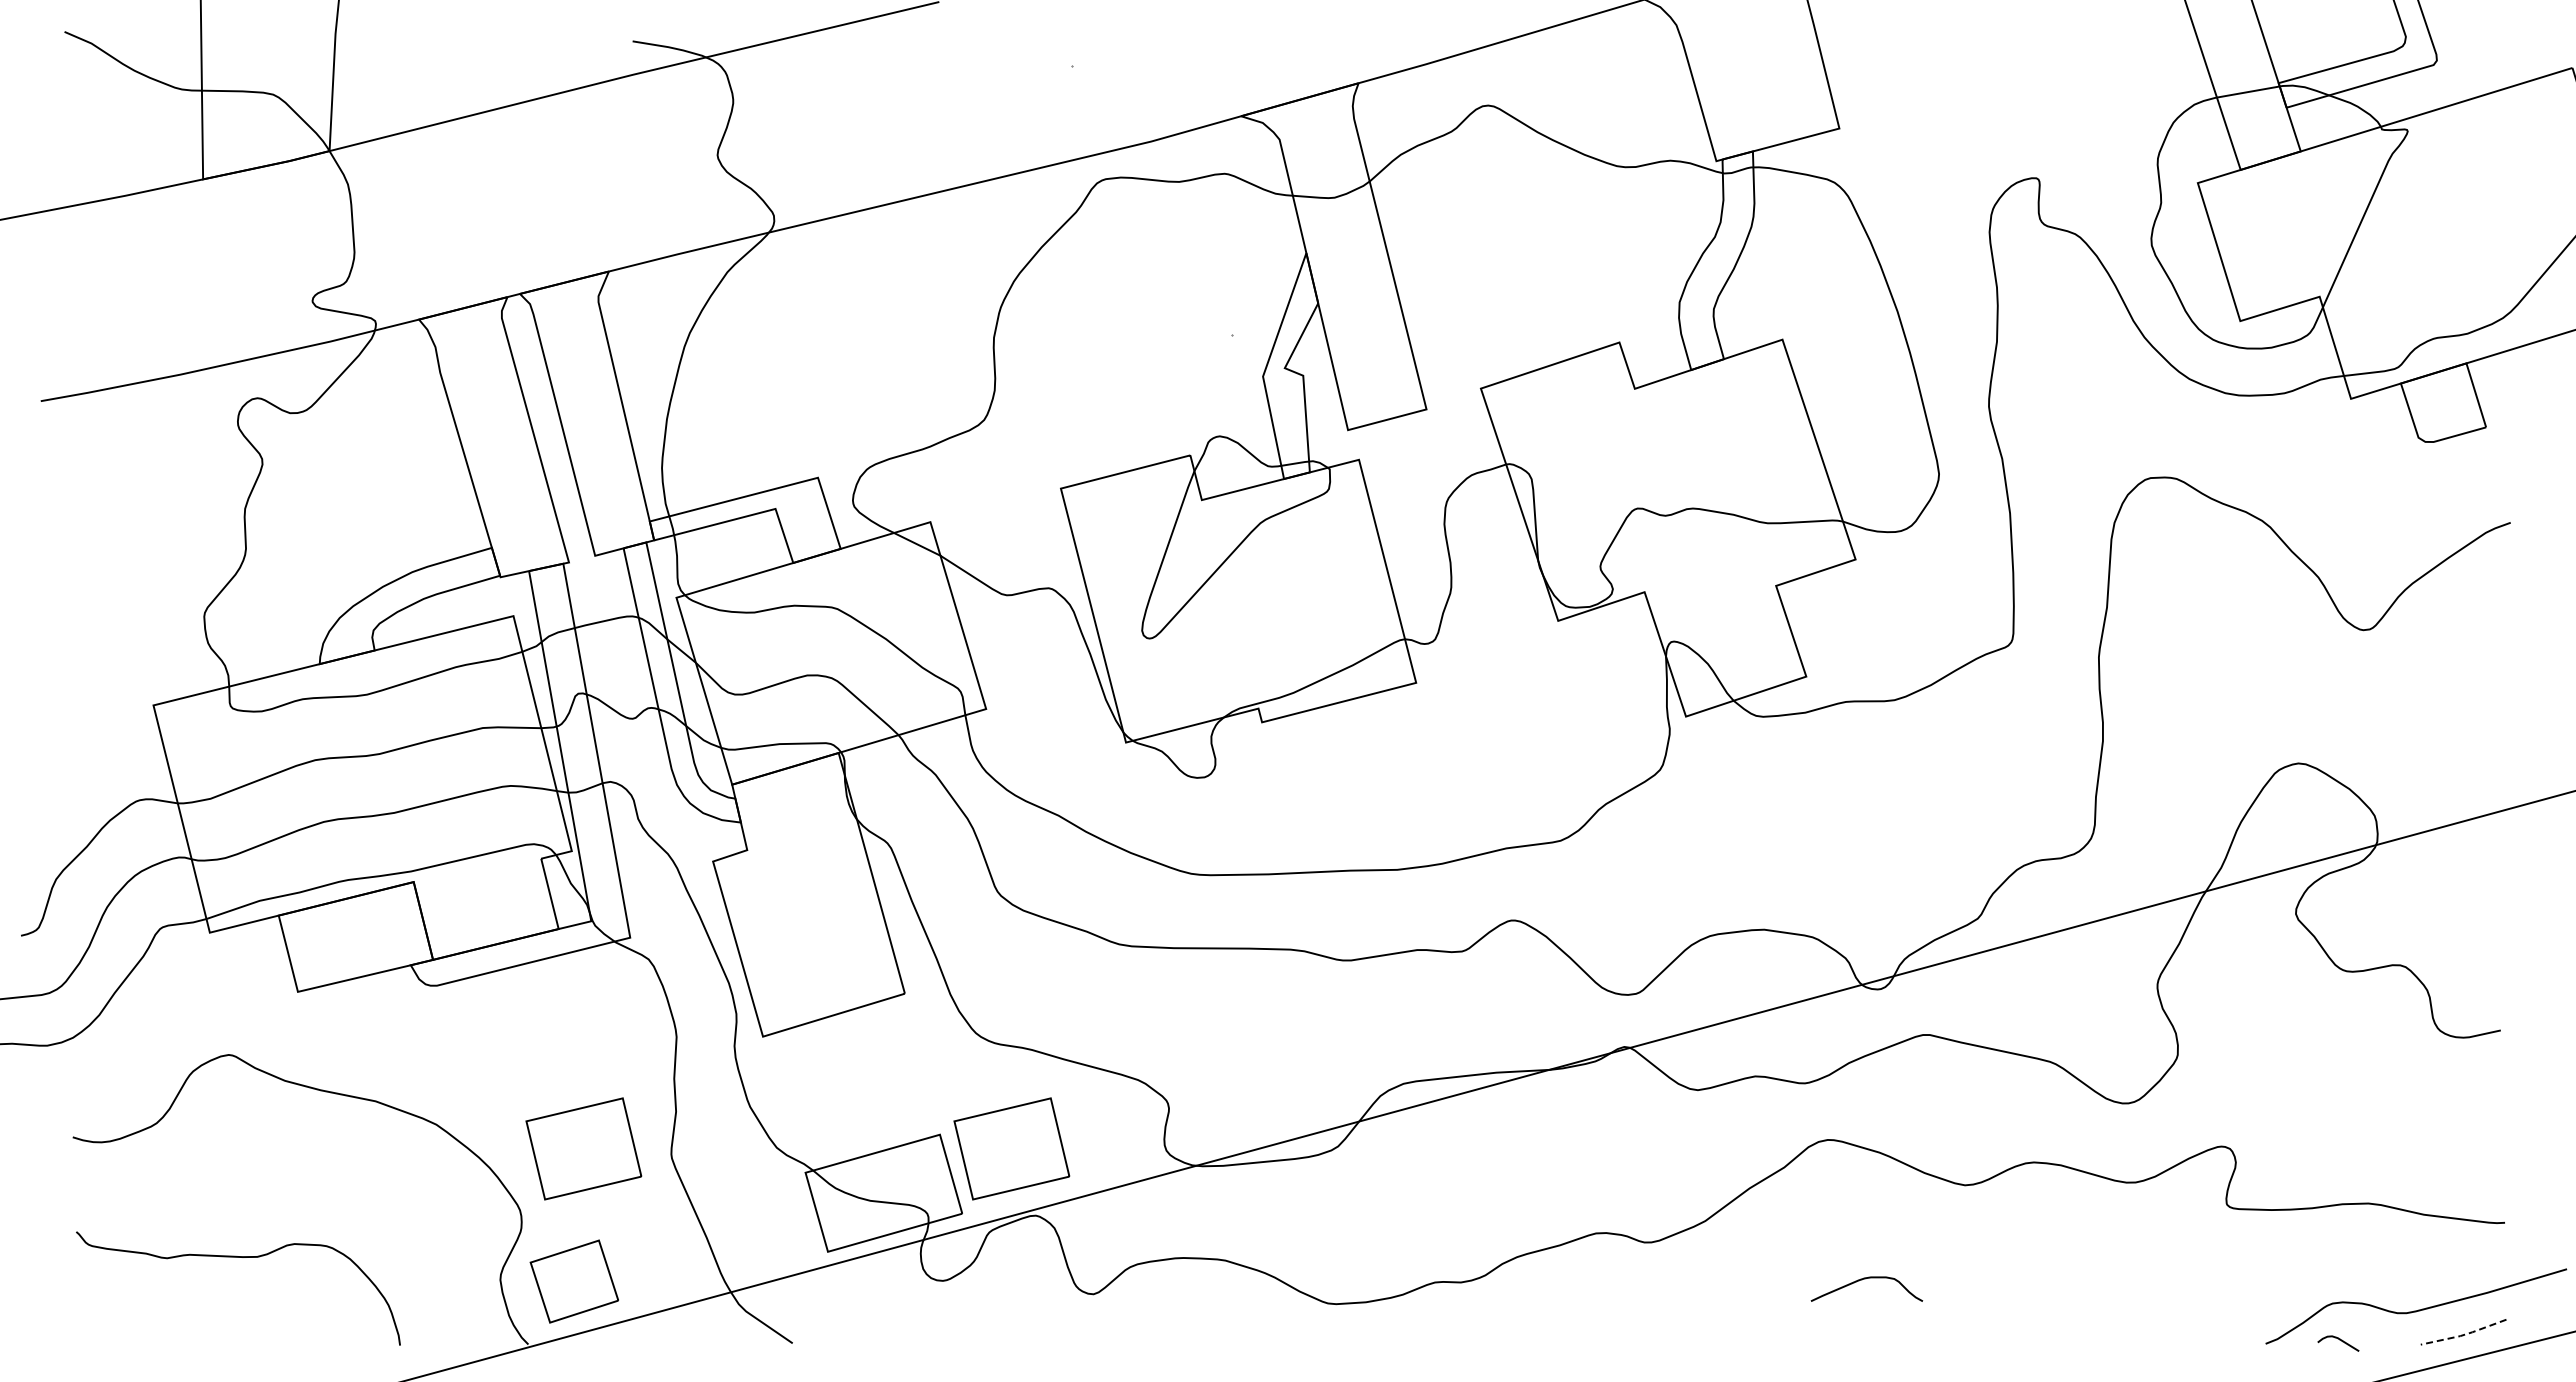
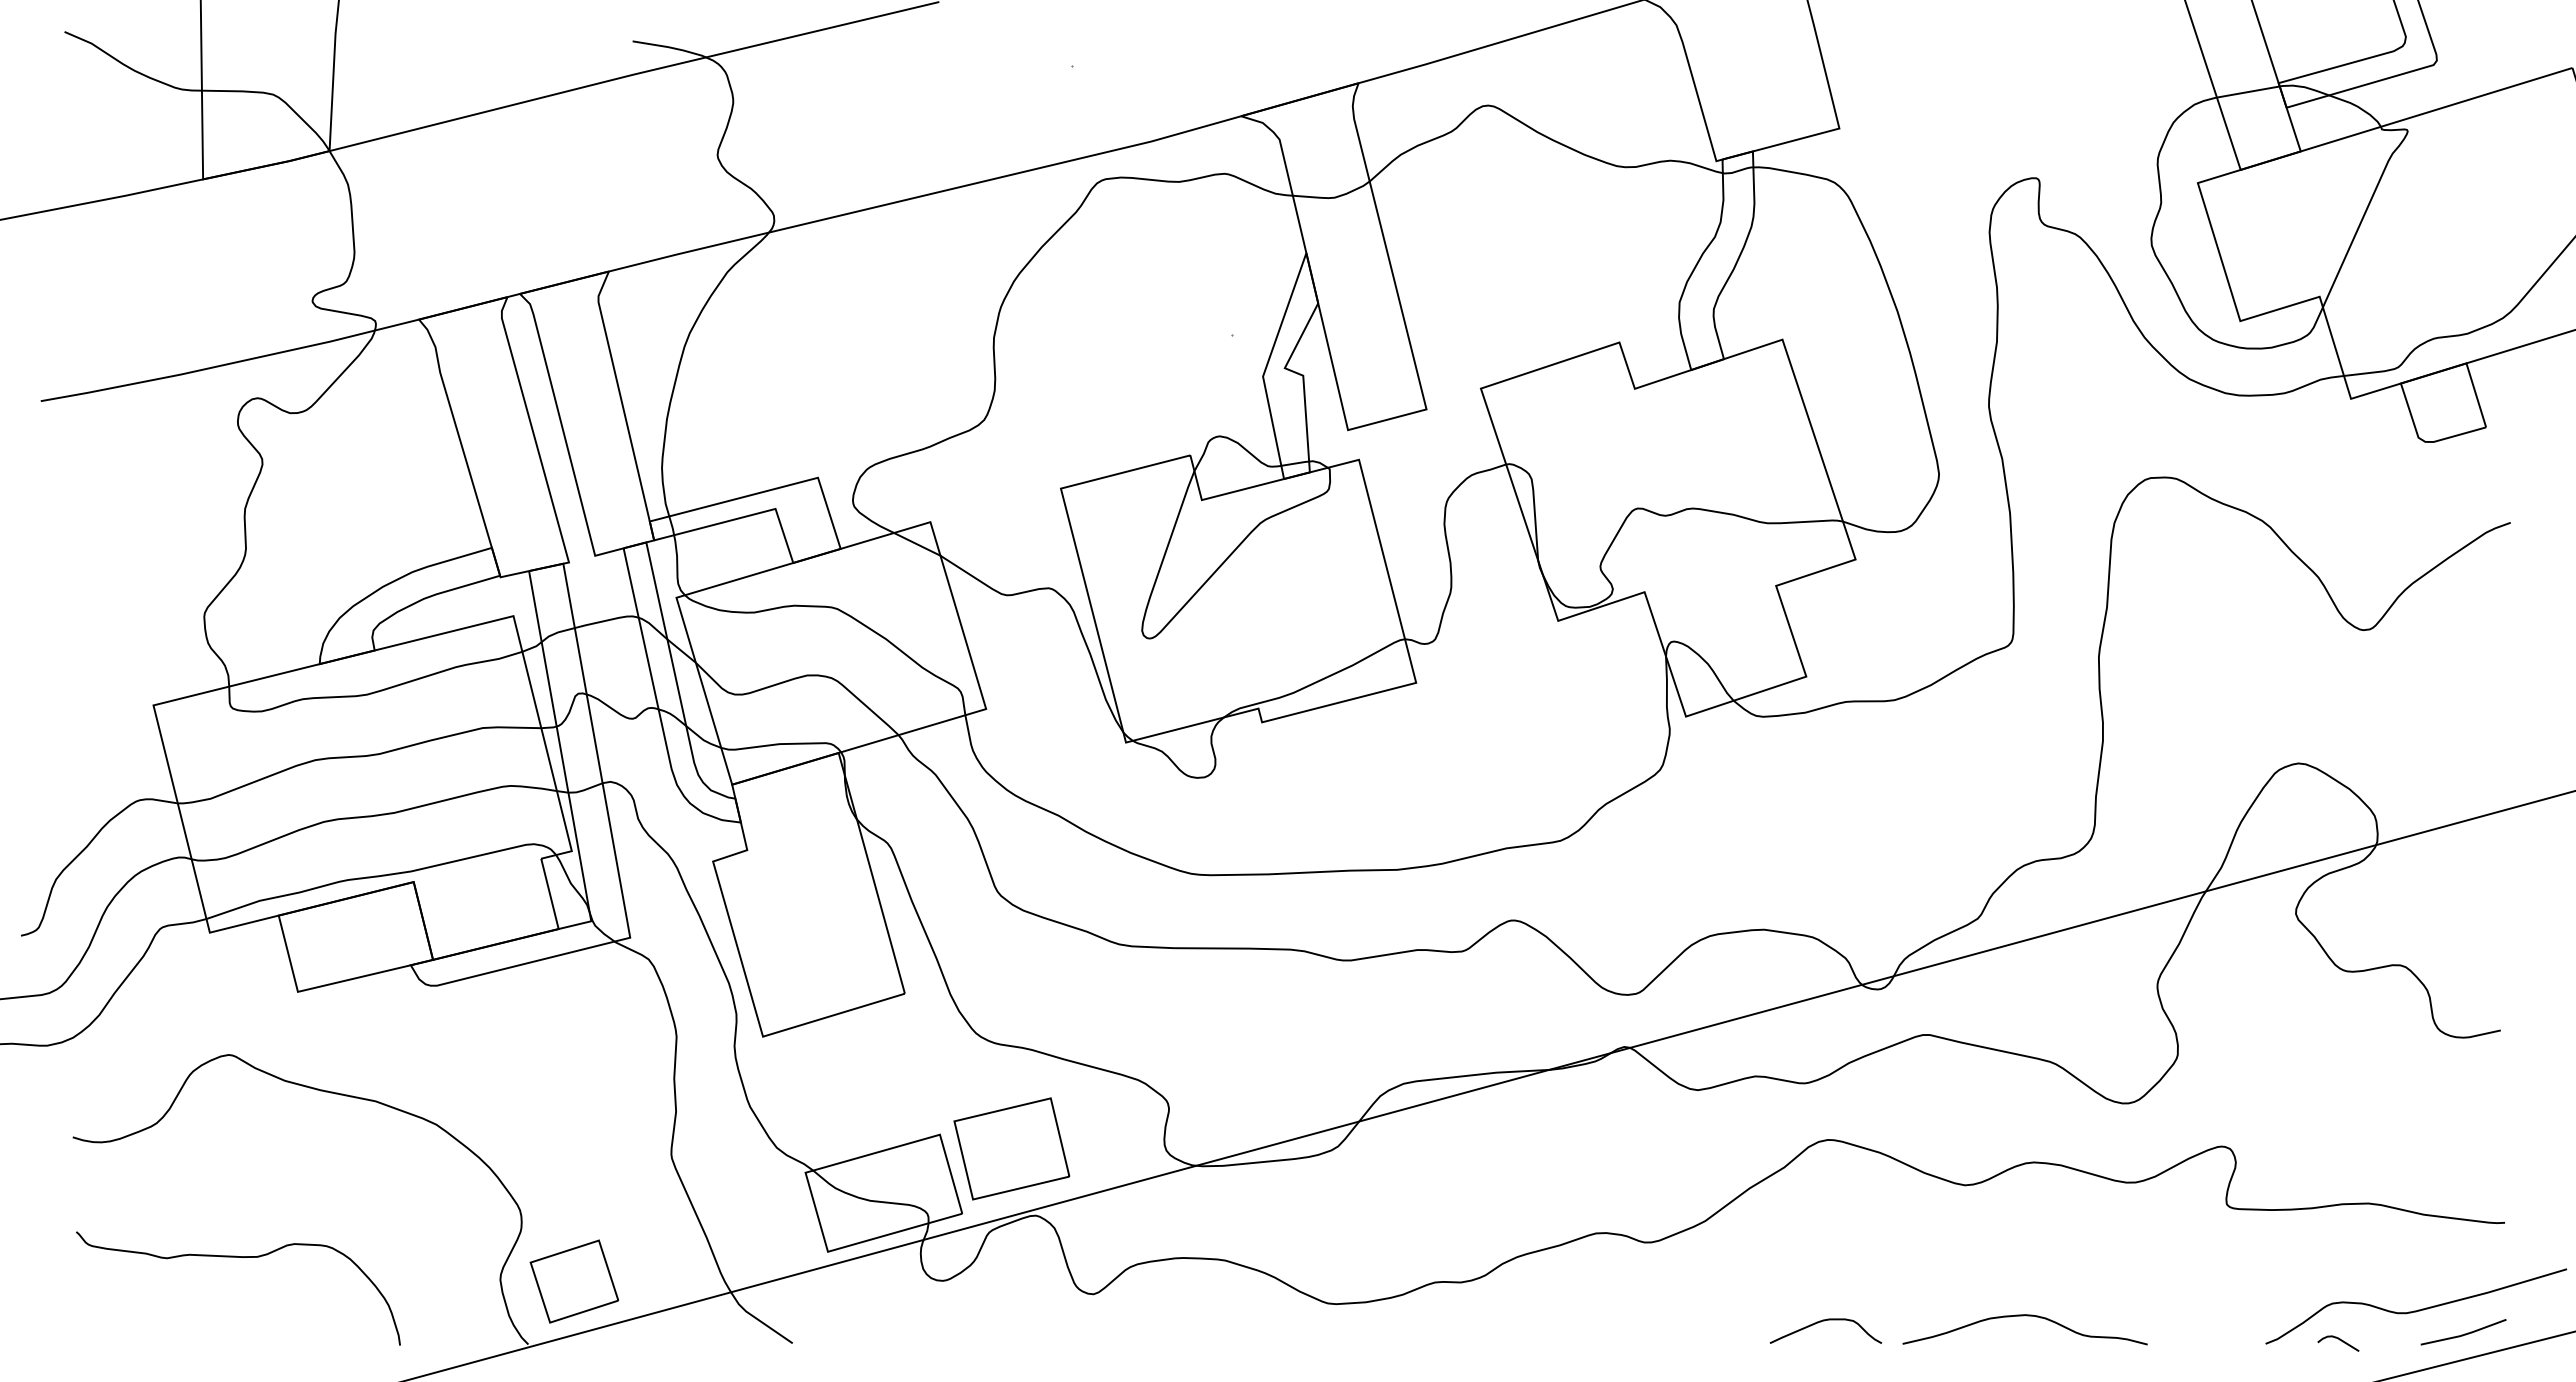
part: present -> none (583, 1148)
curve position: (1862, 1280) -> (1821, 1322) (1821, 1322)
curve: none -> present (2023, 1316)
line: dashed -> solid (2464, 1334)
